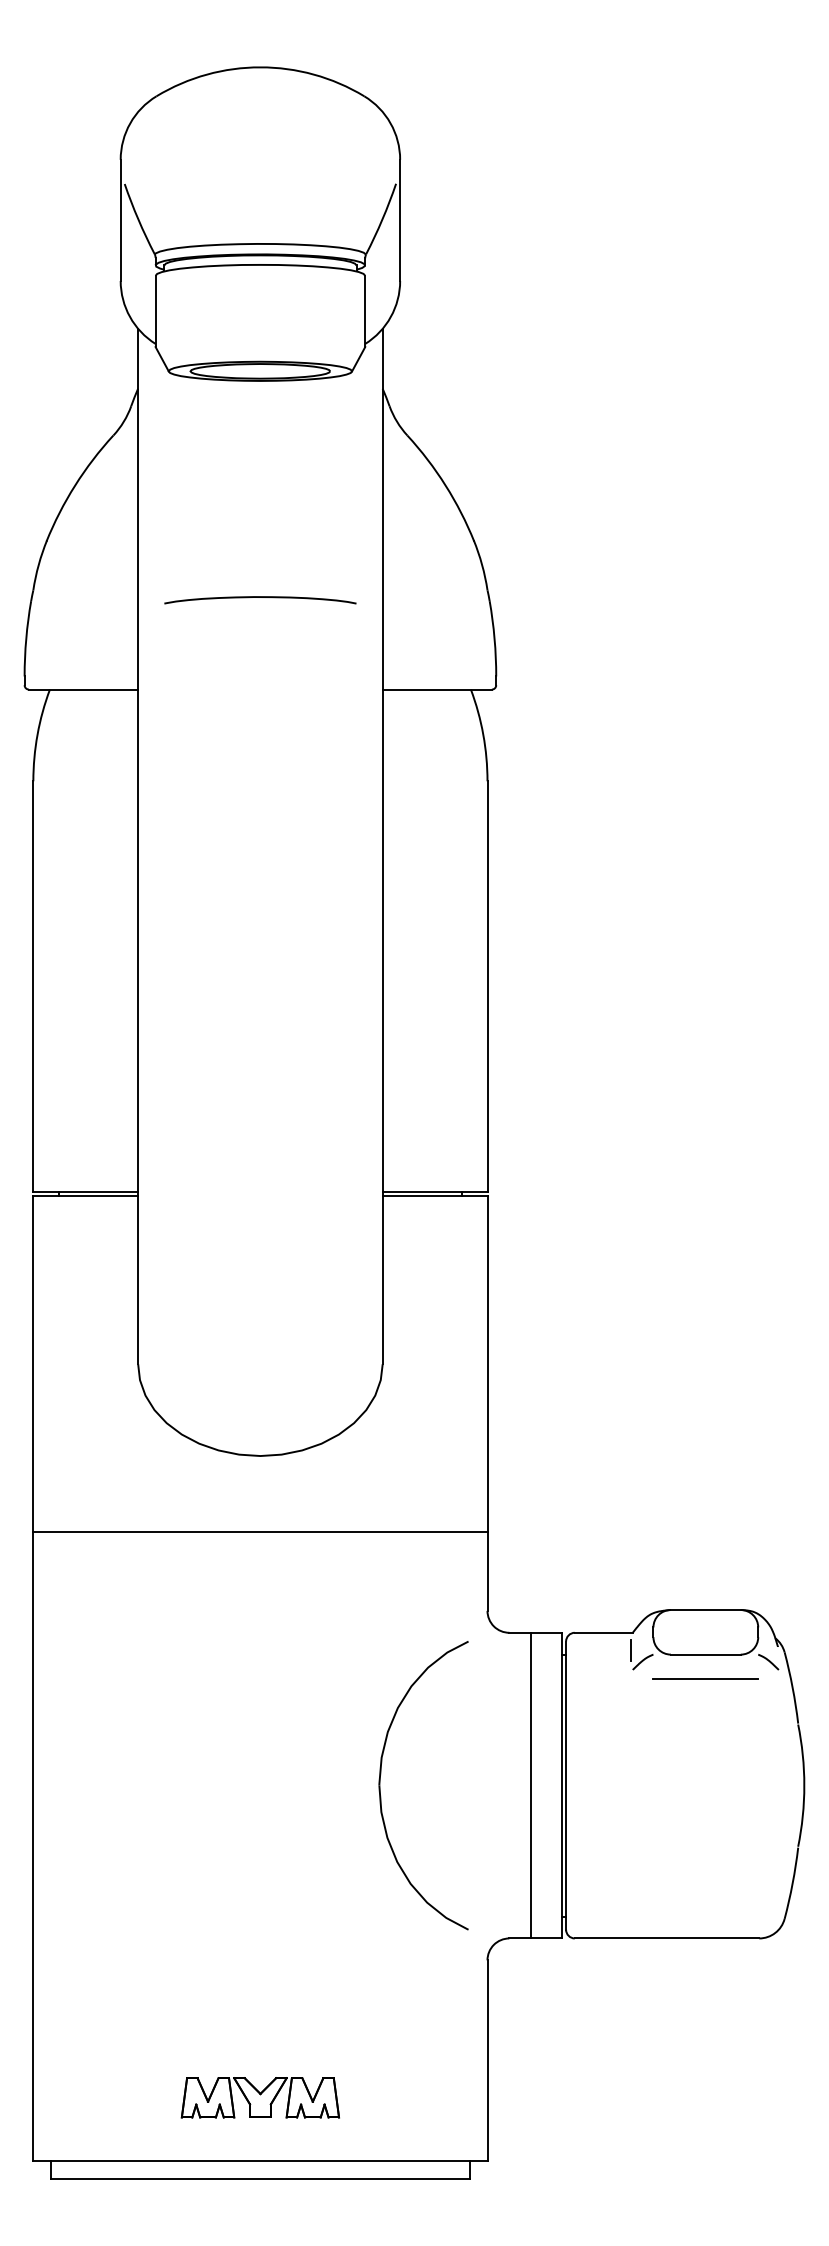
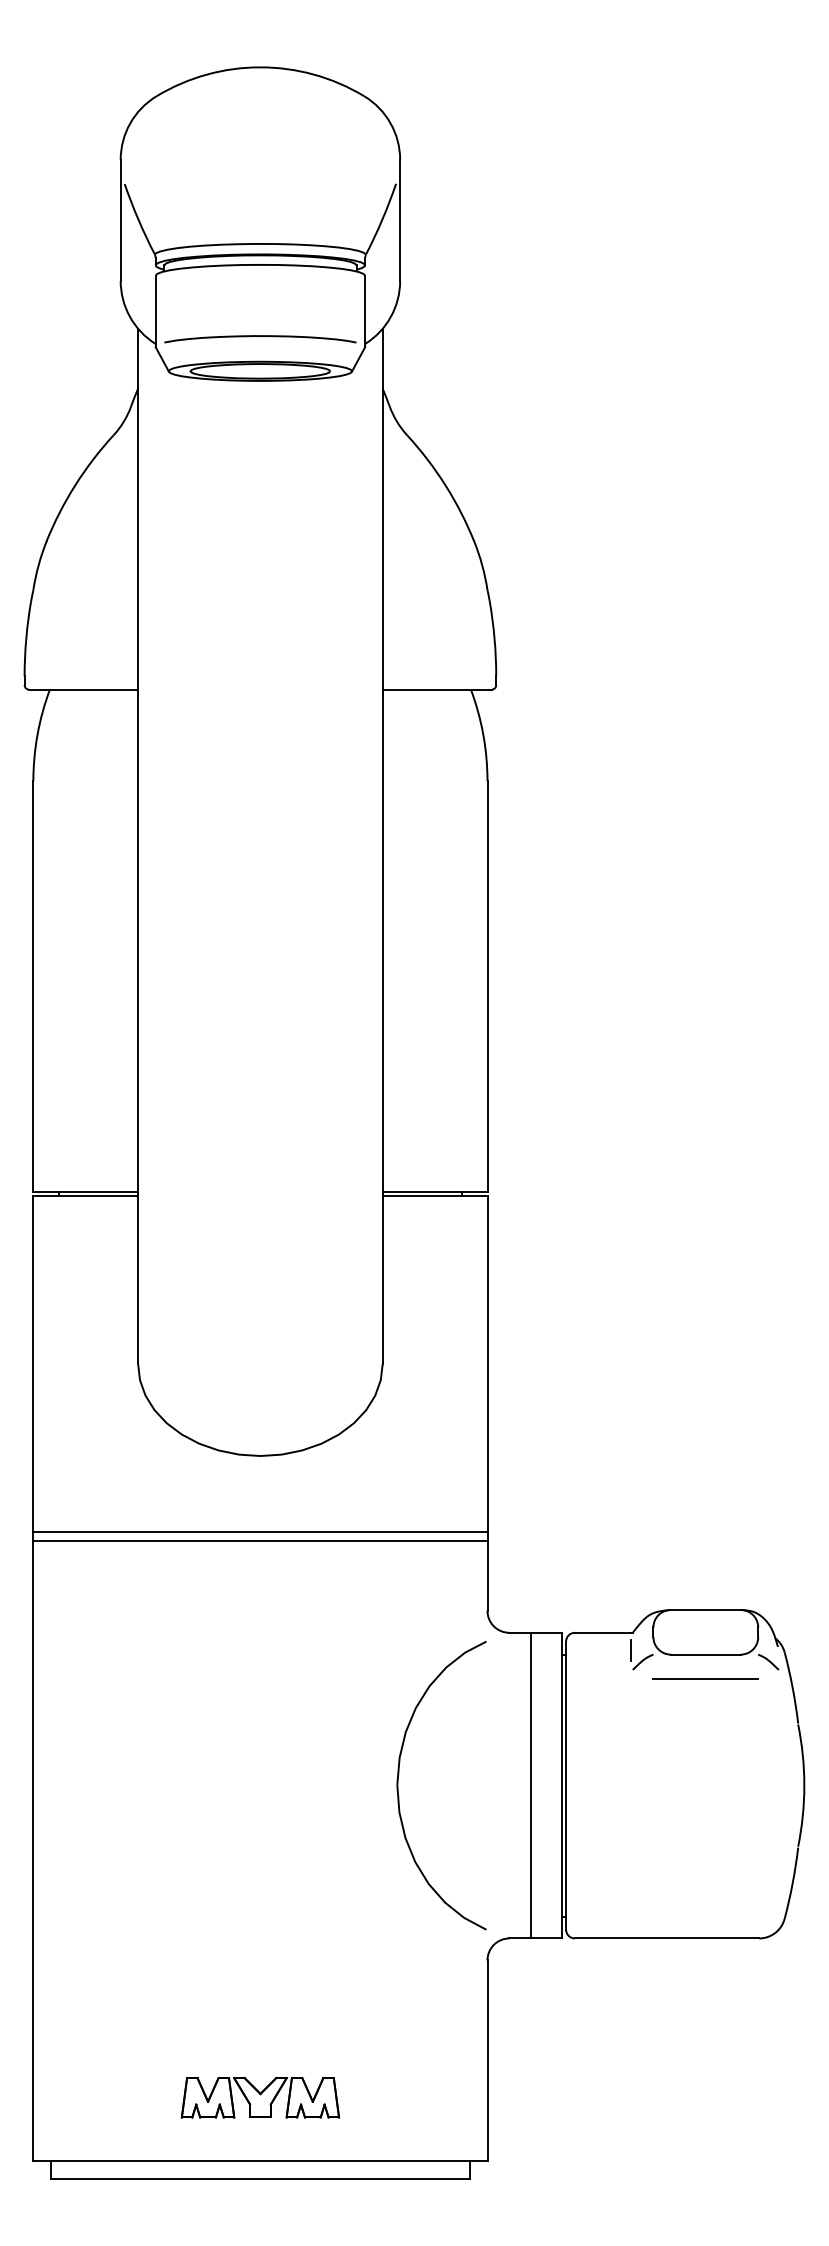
curve position: (260, 597) -> (260, 336) (260, 336)
line: none -> present (260, 1541)
part position: (380, 1785) -> (398, 1785) (398, 1785)
